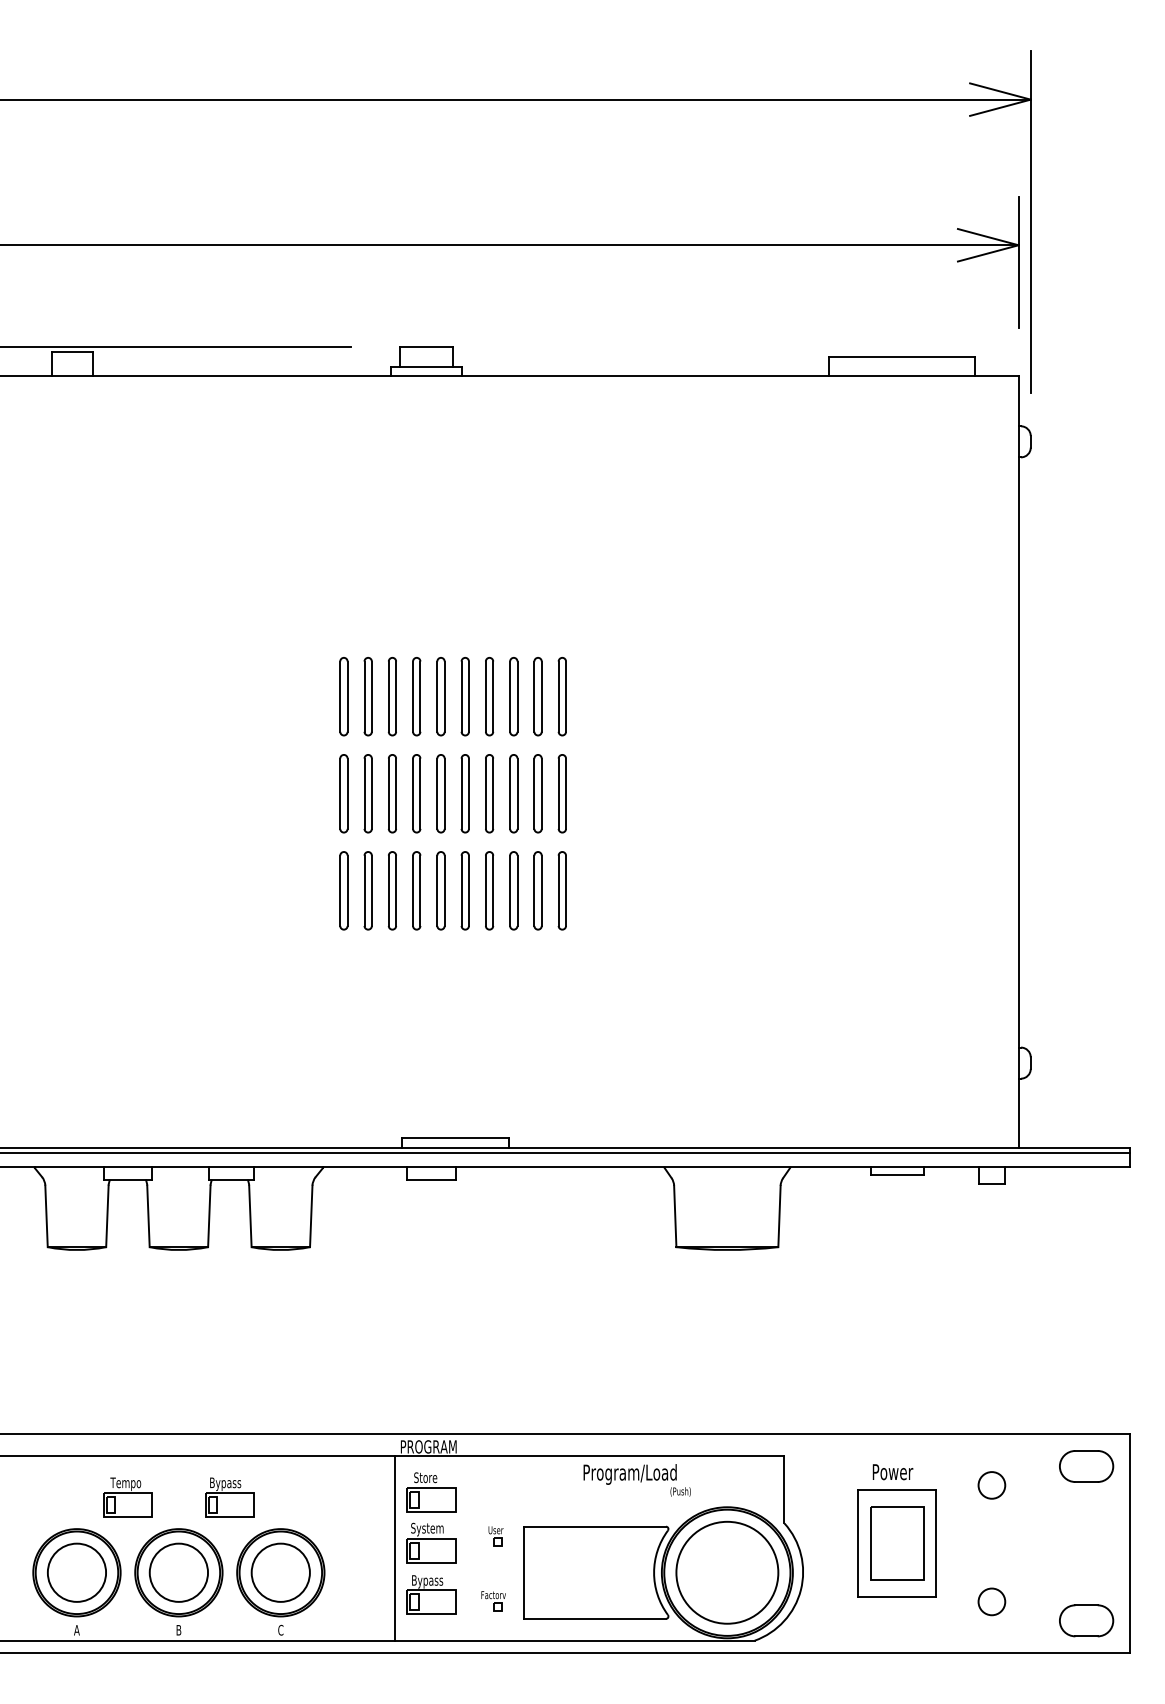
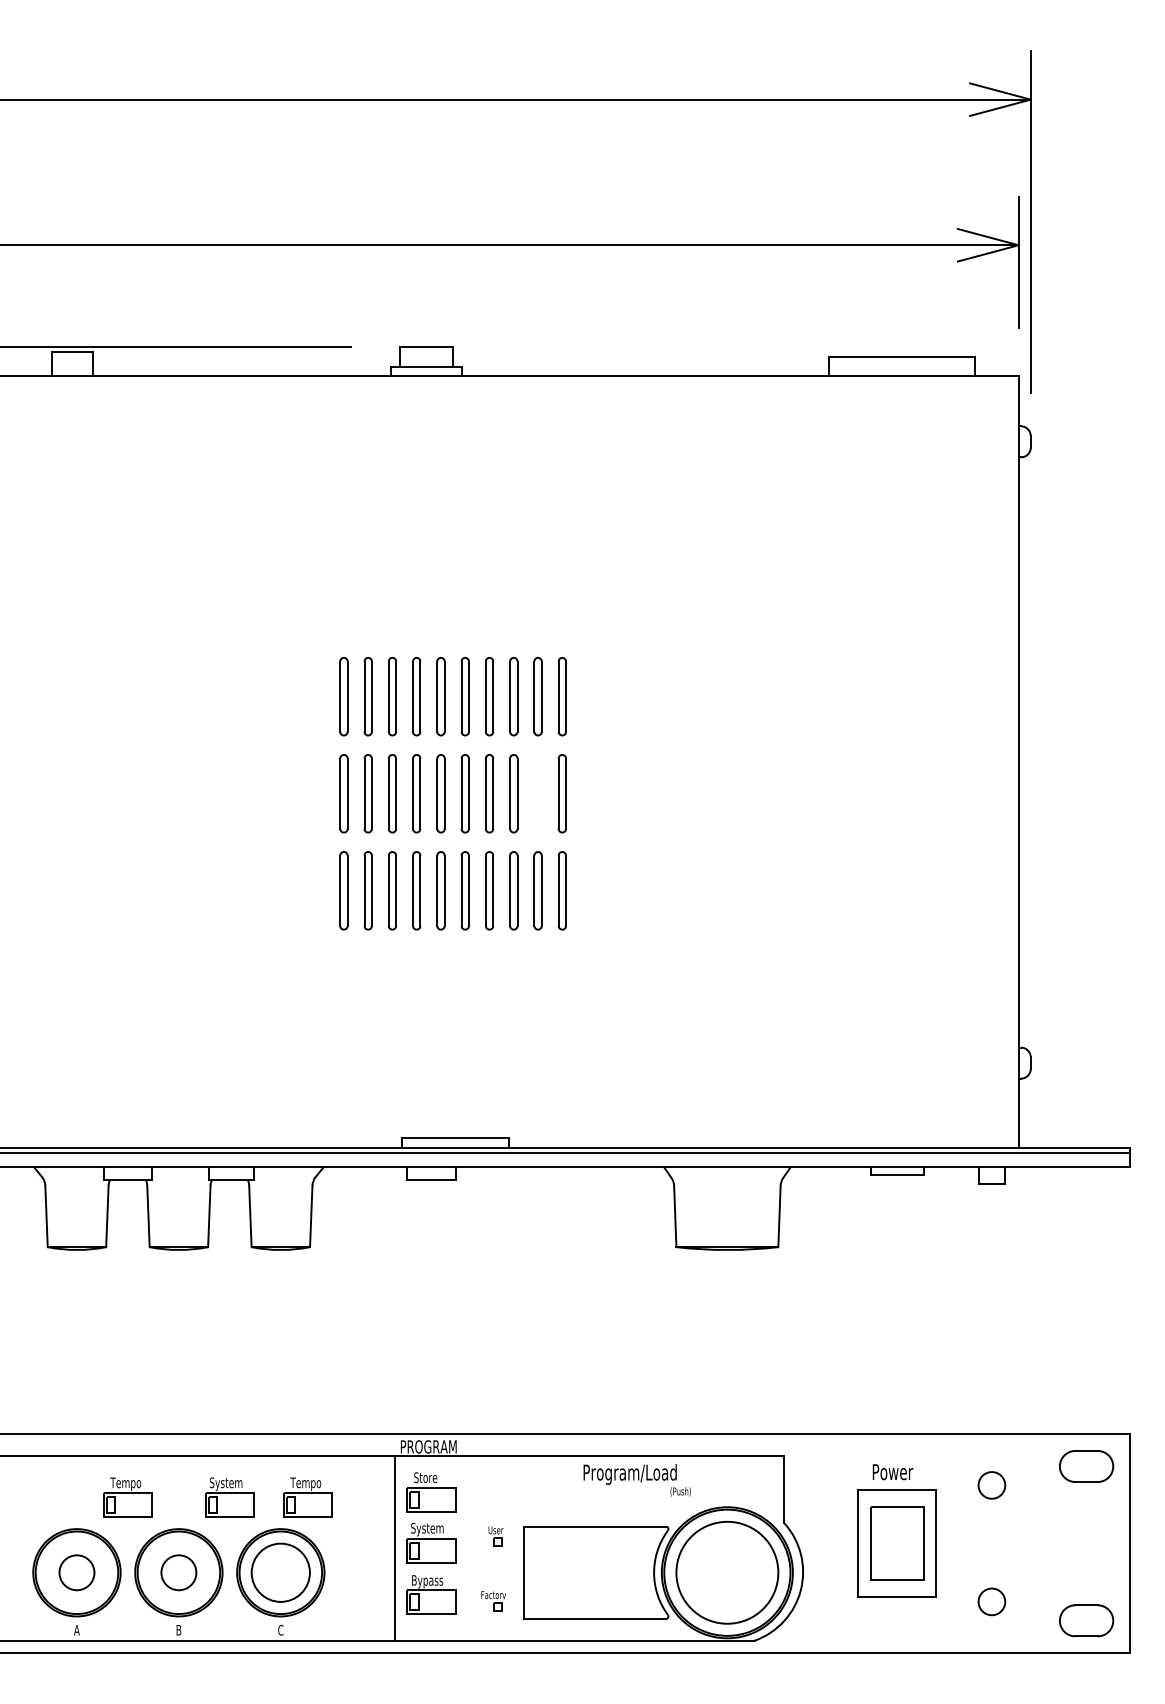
part: present -> none (537, 793)
text: Bypass -> System (225, 1483)
part: none -> present (307, 1497)
circle diameter: 58 px -> 35 px (76, 1572)
circle diameter: 58 px -> 35 px (178, 1572)
